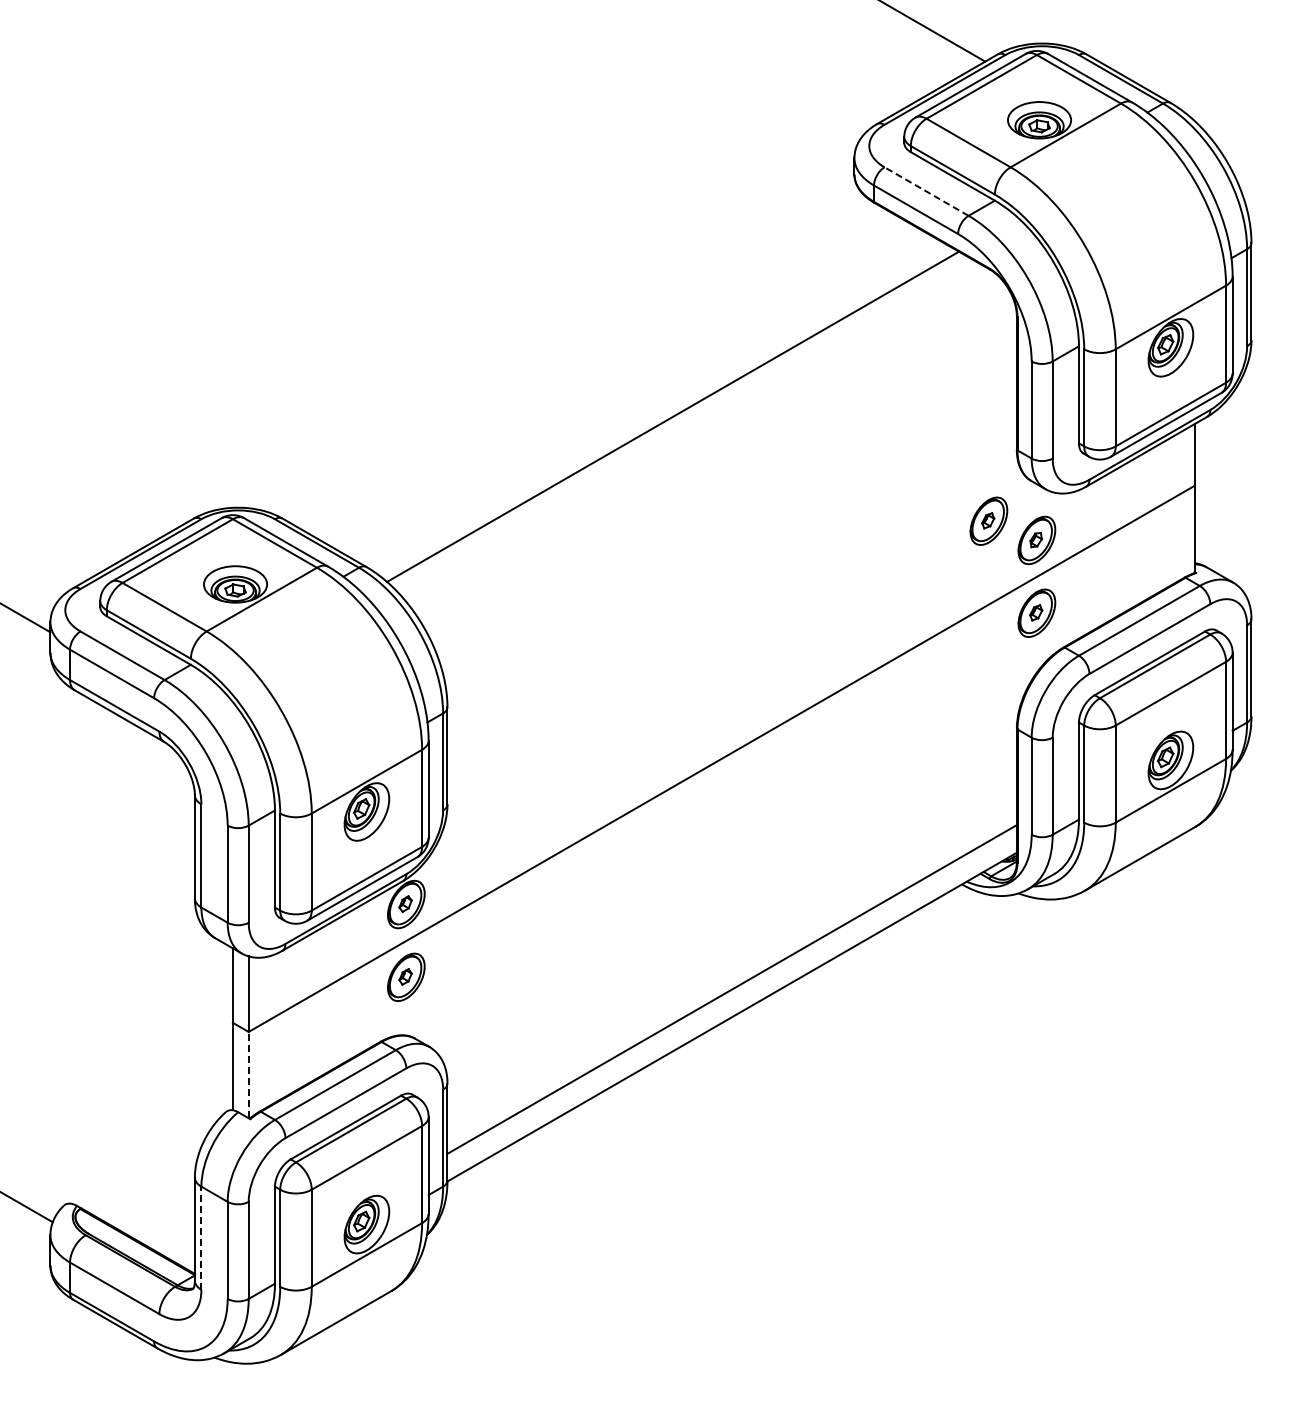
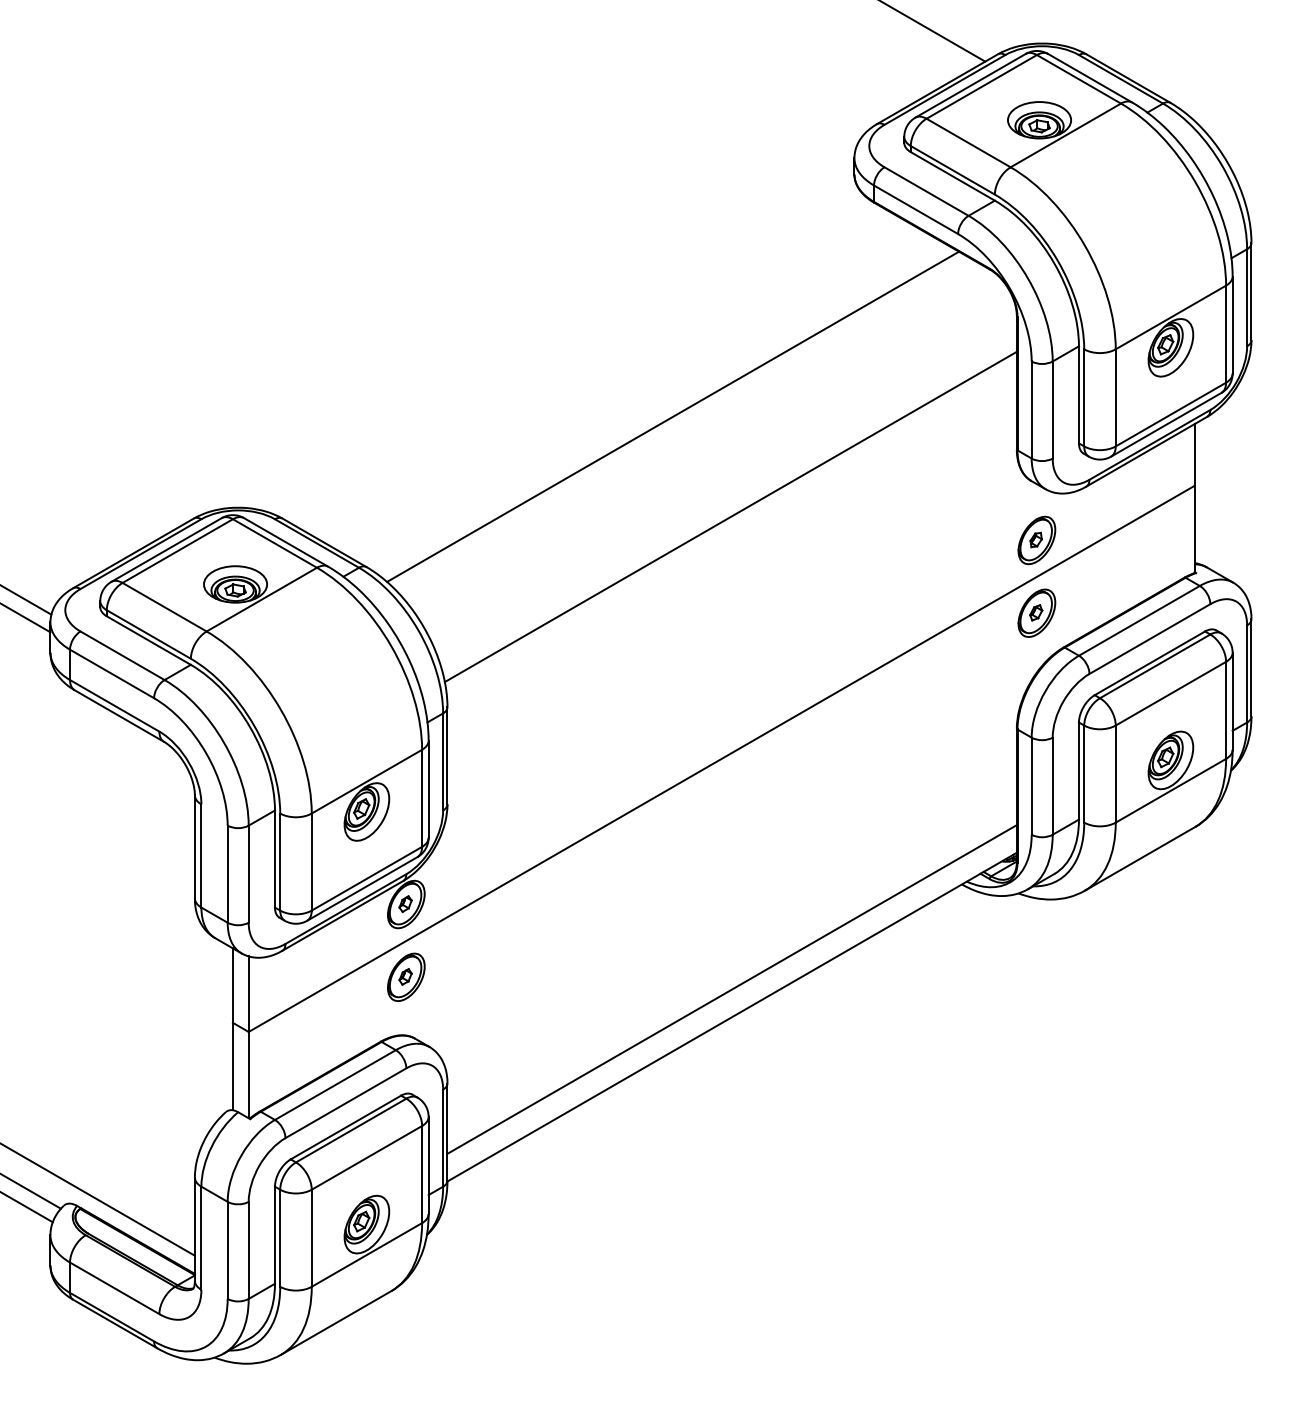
line: dashed -> solid (926, 191)
line: none -> present (730, 516)
part: present -> none (988, 520)
line: none -> present (26, 600)
line: dashed -> solid (248, 1074)
line: none -> present (31, 1191)
line: none -> present (98, 1199)
line: dashed -> solid (201, 1238)
